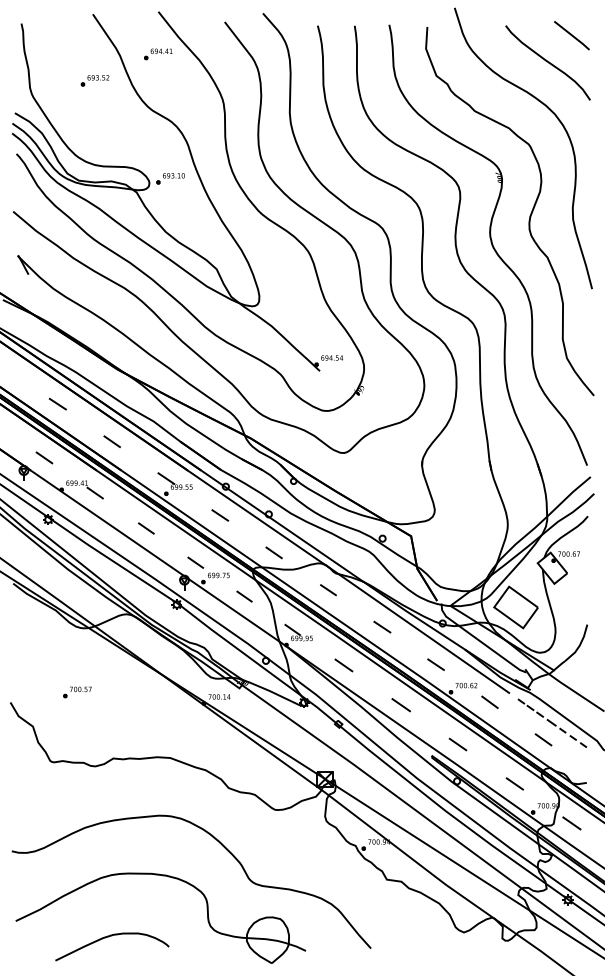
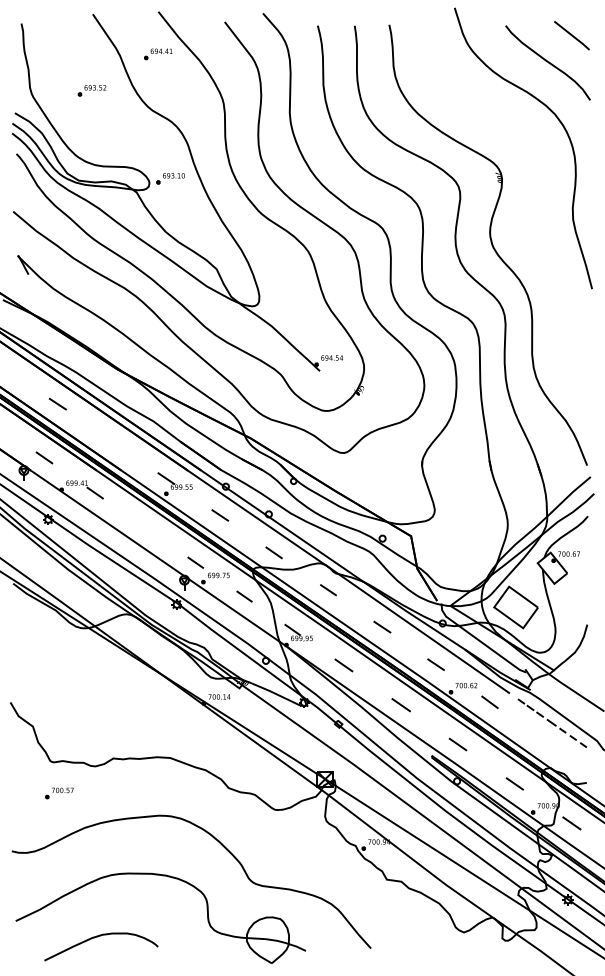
part position: (94, 80) -> (91, 90) (91, 90)
curve: present -> none (529, 215)
line: present -> none (111, 441)
line: present -> none (146, 528)
part position: (77, 692) -> (59, 793) (59, 793)
line: present -> none (543, 739)
curve position: (108, 937) -> (97, 937) (97, 937)
